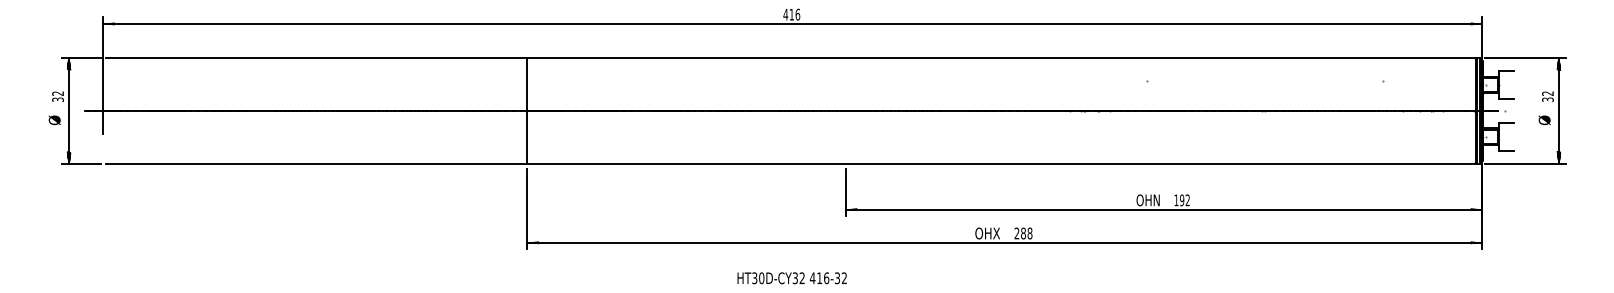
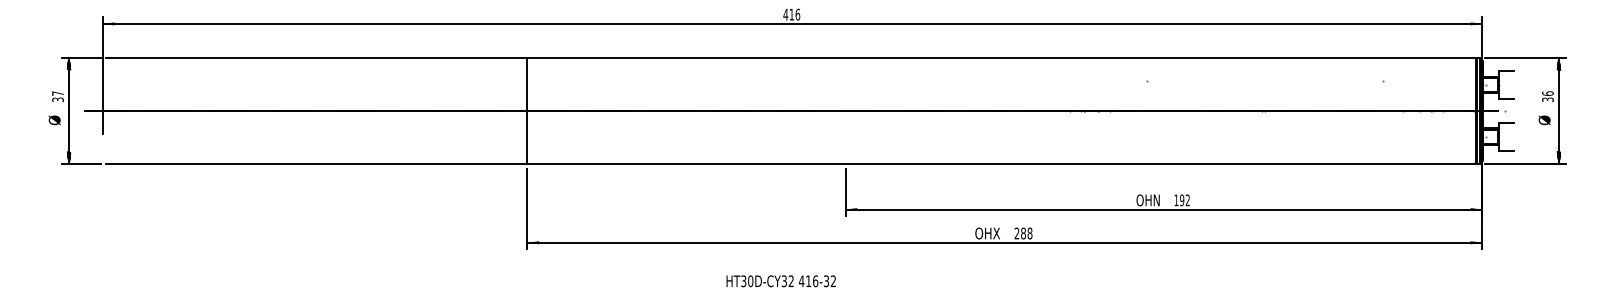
text: 32 -> 37 (57, 93)
text: 32 -> 36 (1547, 93)
text position: (791, 278) -> (780, 281) (780, 281)
